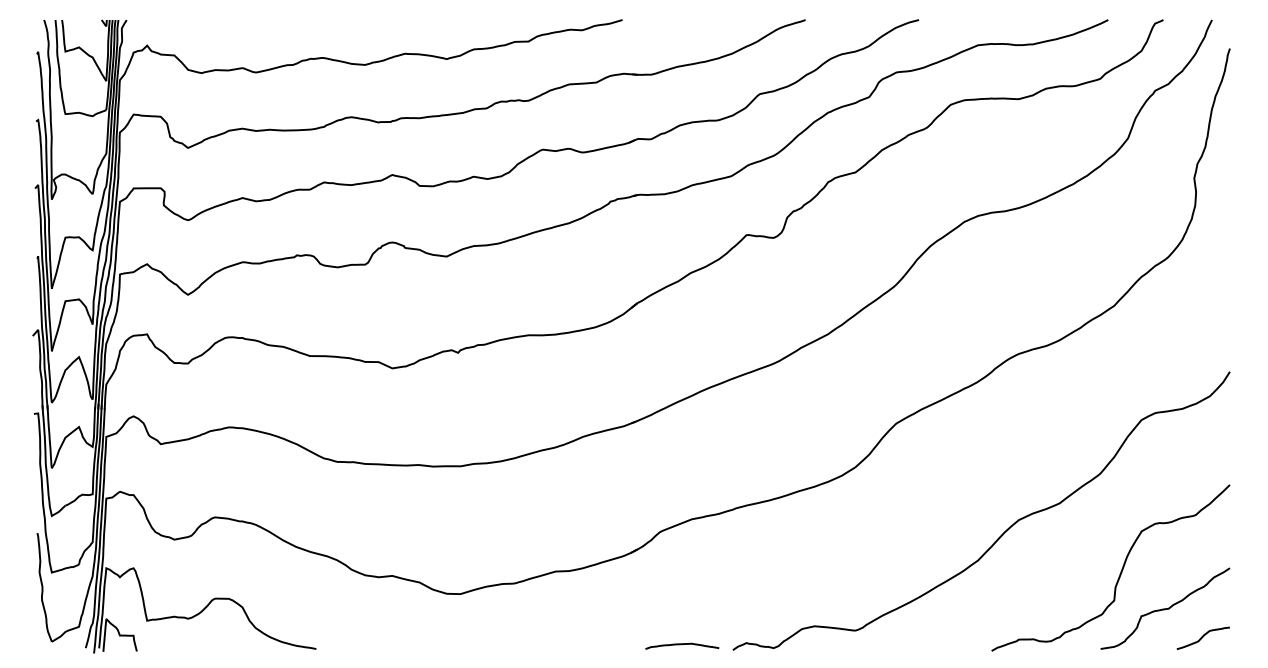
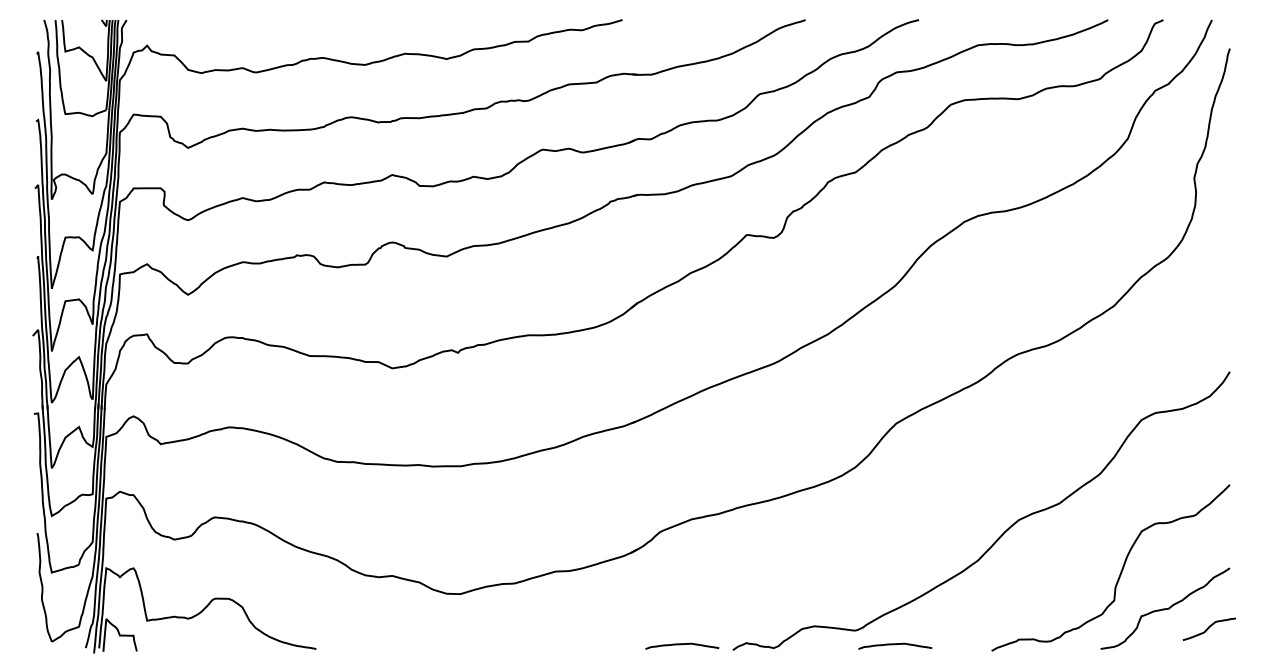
curve position: (1202, 637) -> (1208, 628) (1208, 628)
curve: none -> present (895, 644)
